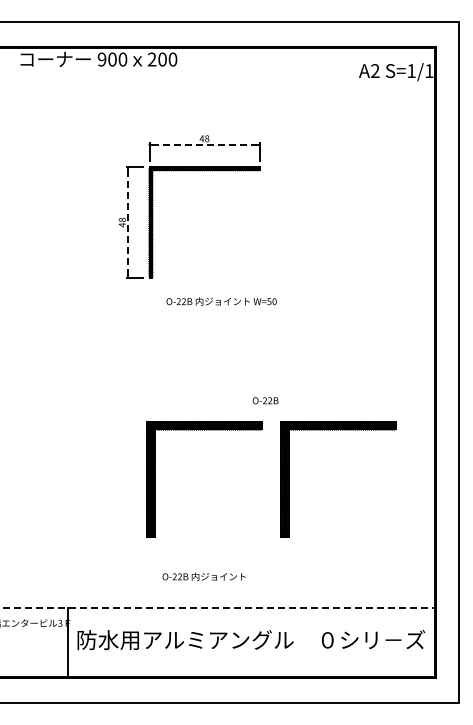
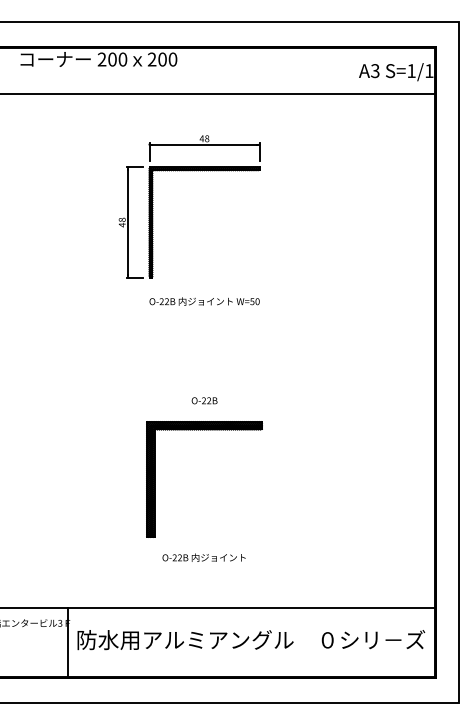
text: 900 -> 200 (101, 59)
text: A2 -> A3 (375, 71)
line: none -> present (218, 94)
line: dashed -> solid (204, 144)
line: dashed -> solid (128, 222)
text position: (221, 301) -> (204, 301) (204, 301)
text position: (265, 400) -> (204, 400) (204, 400)
part: present -> none (338, 430)
text position: (203, 576) -> (203, 557) (203, 557)
line: dashed -> solid (217, 608)
